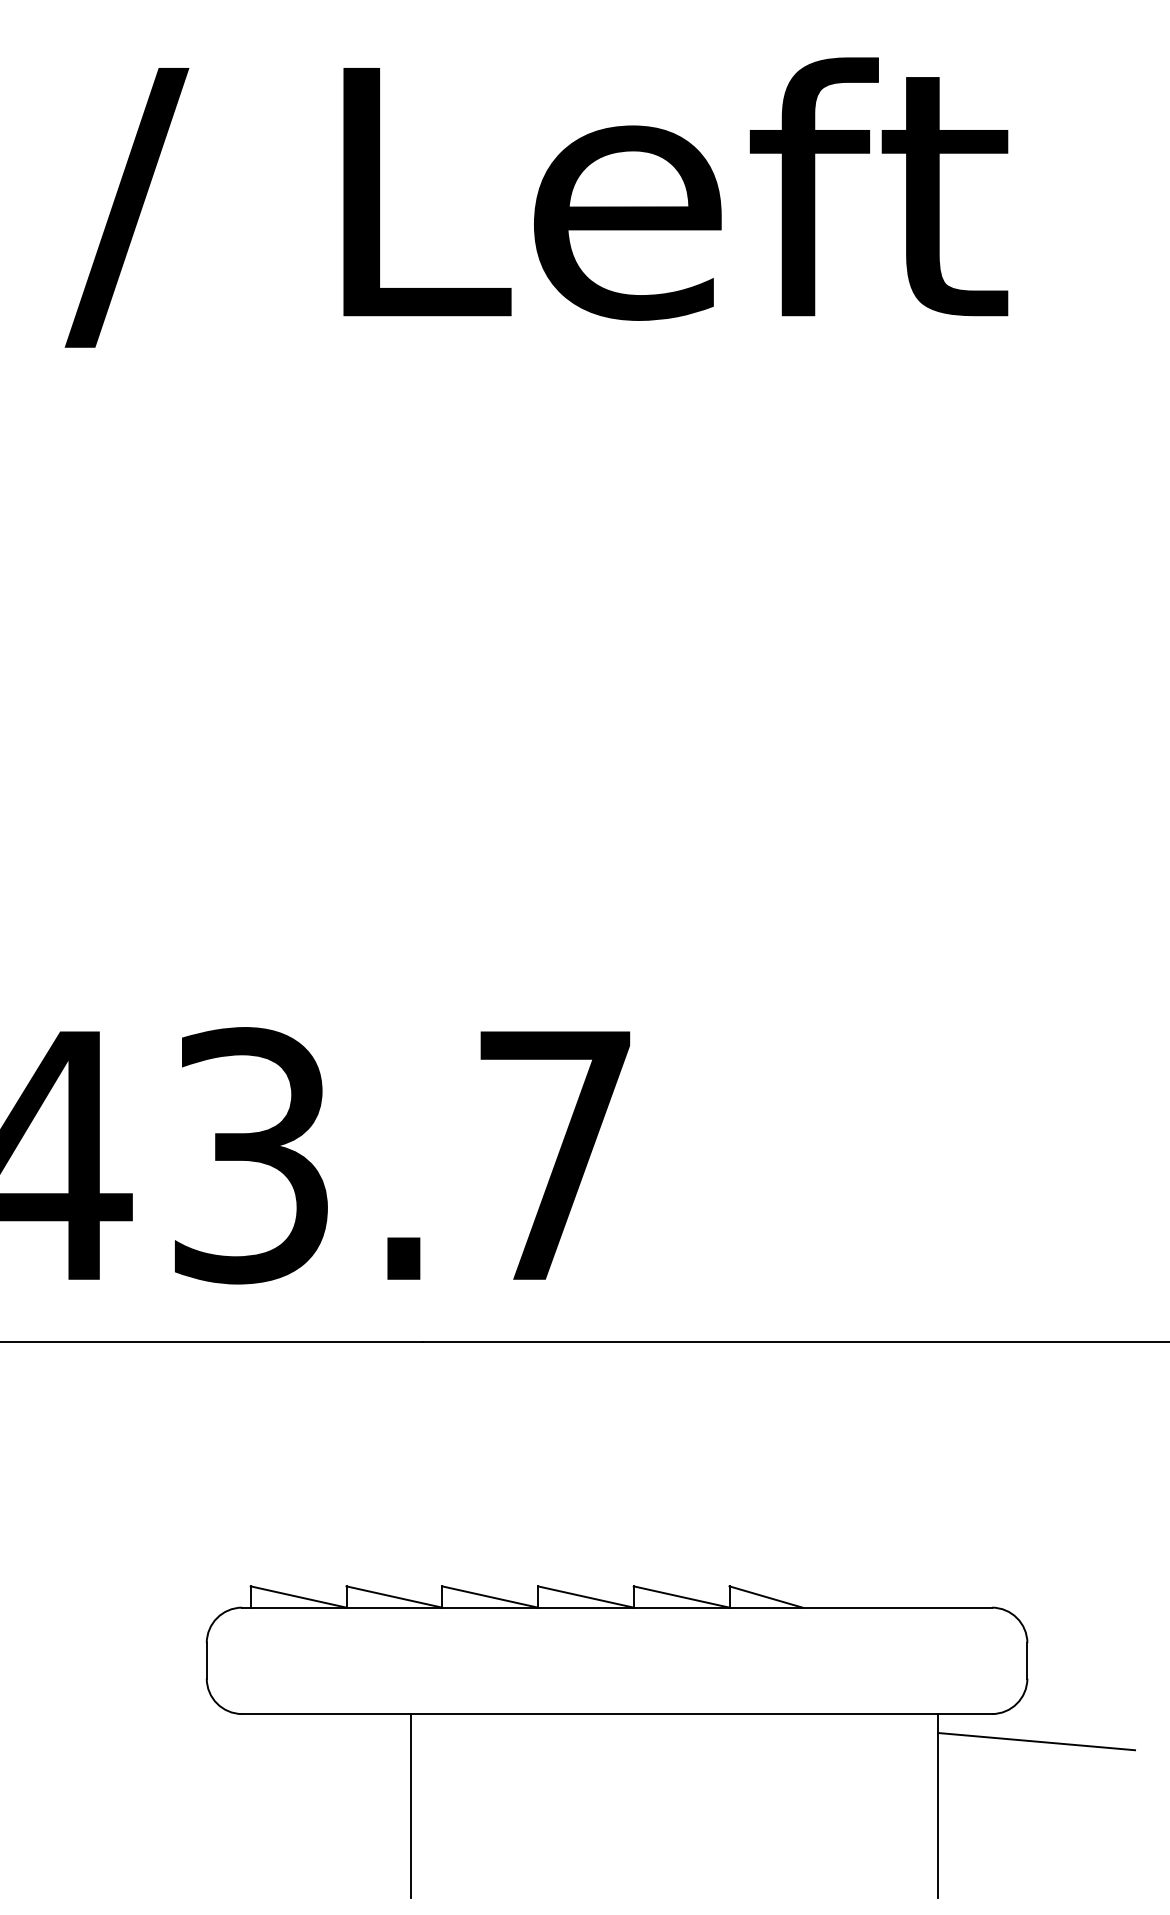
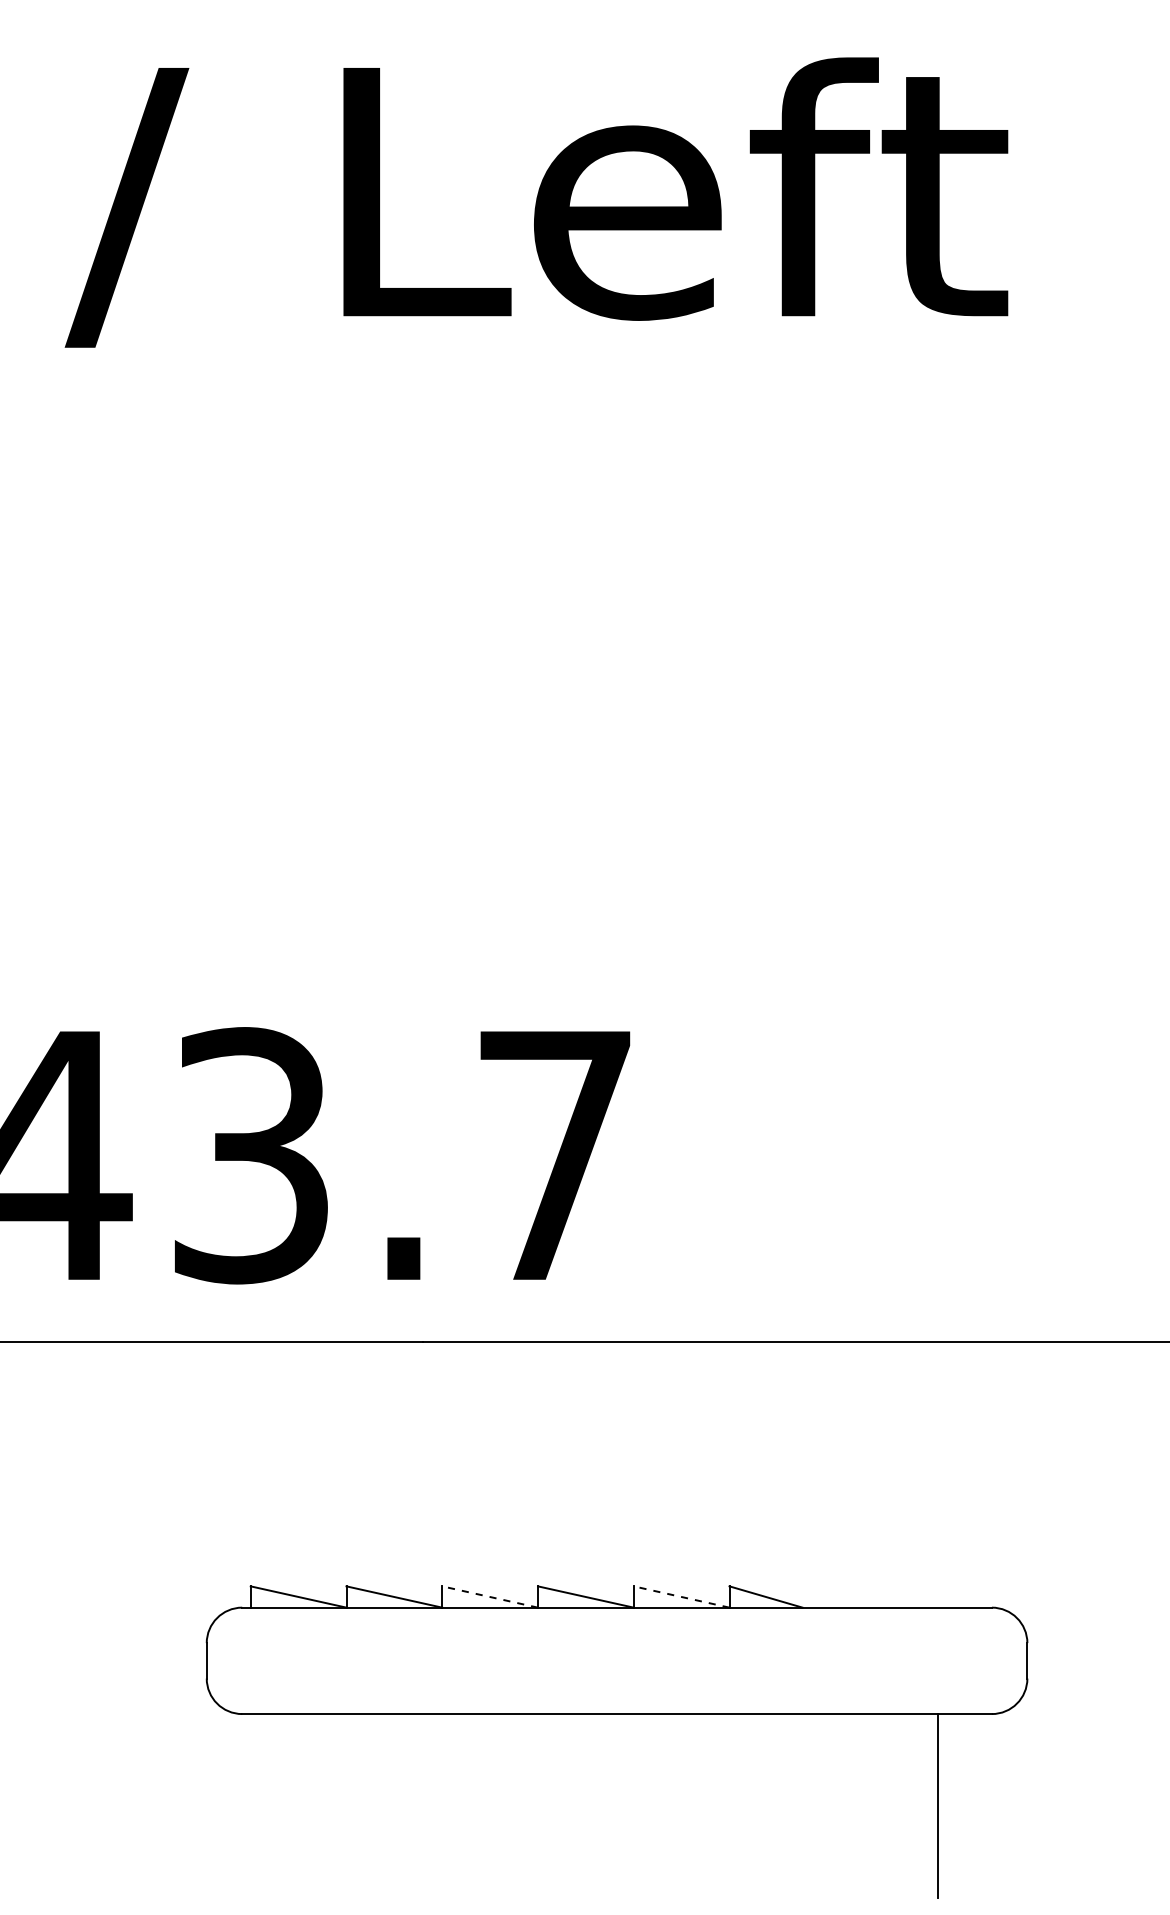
line: solid -> dashed (489, 1596)
line: solid -> dashed (681, 1596)
line: present -> none (1036, 1741)
line: present -> none (410, 1806)
